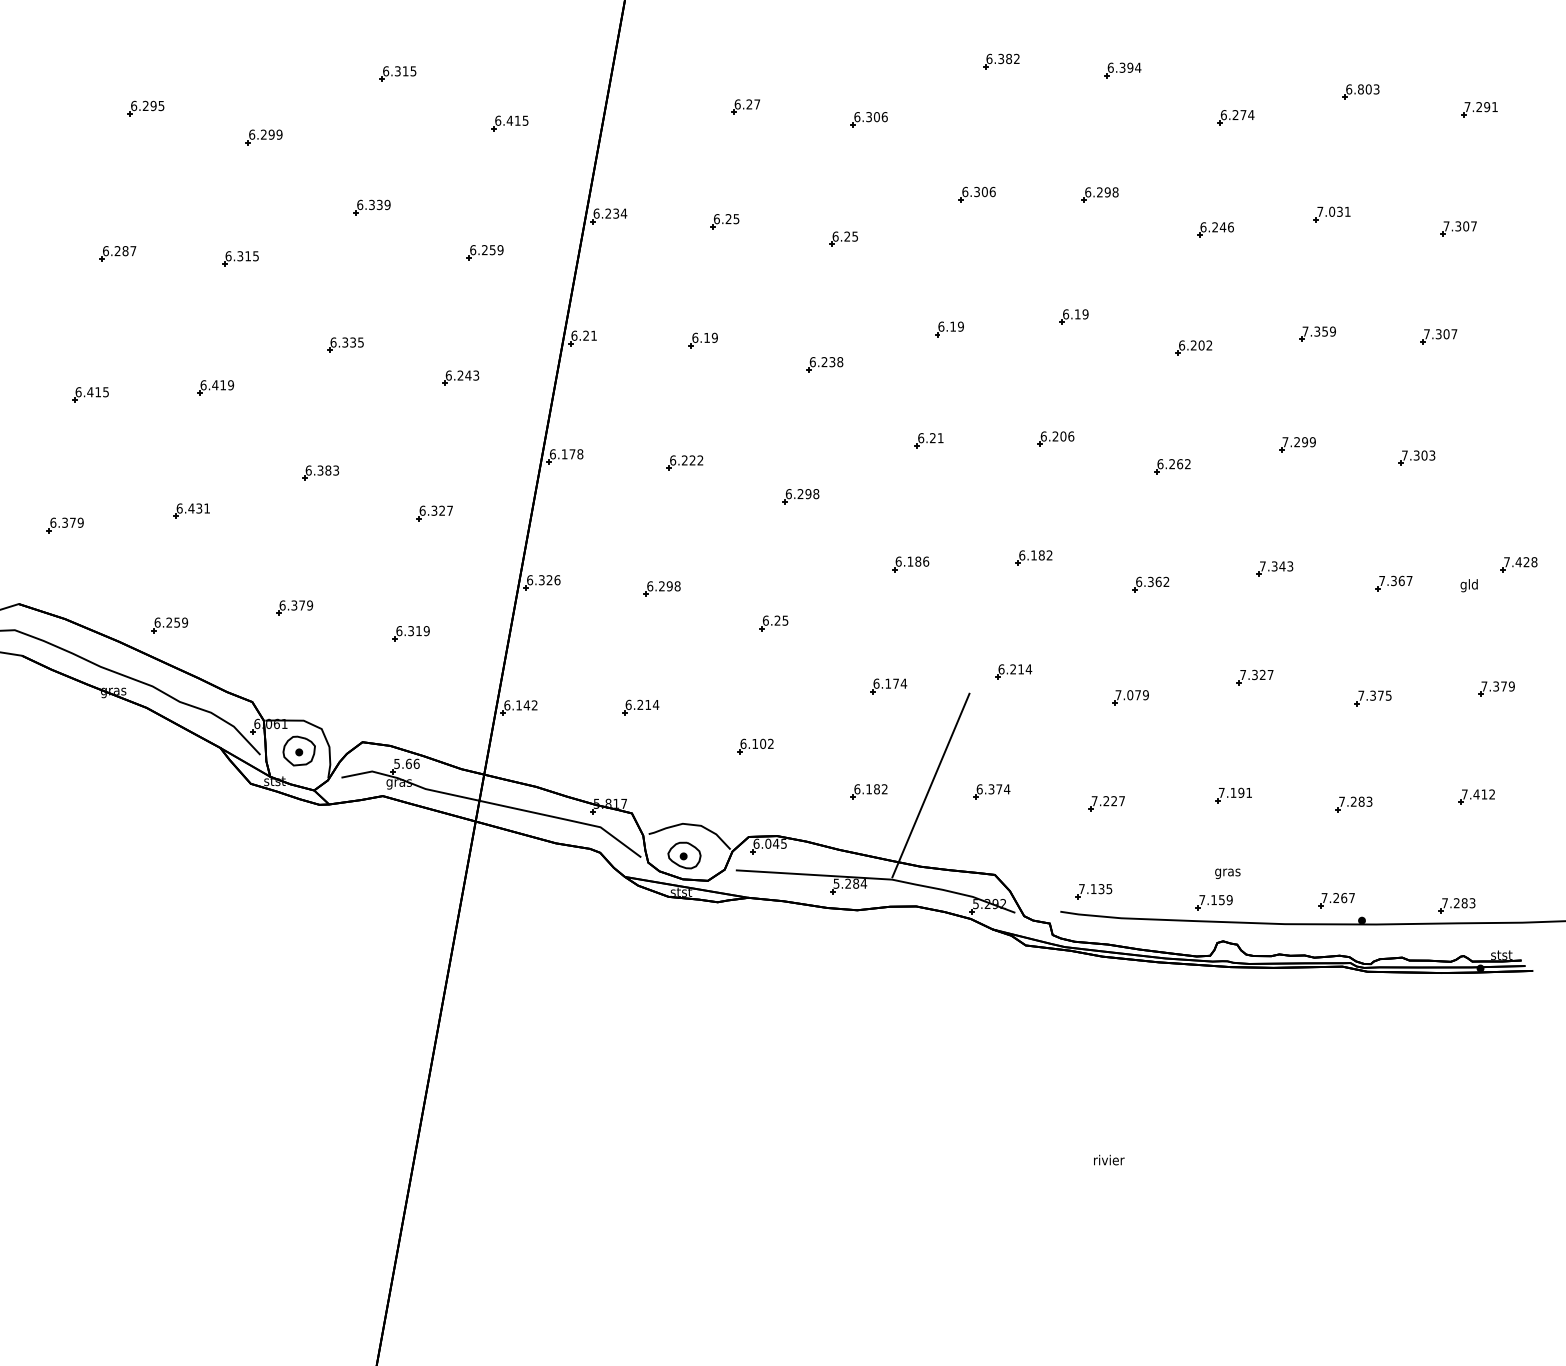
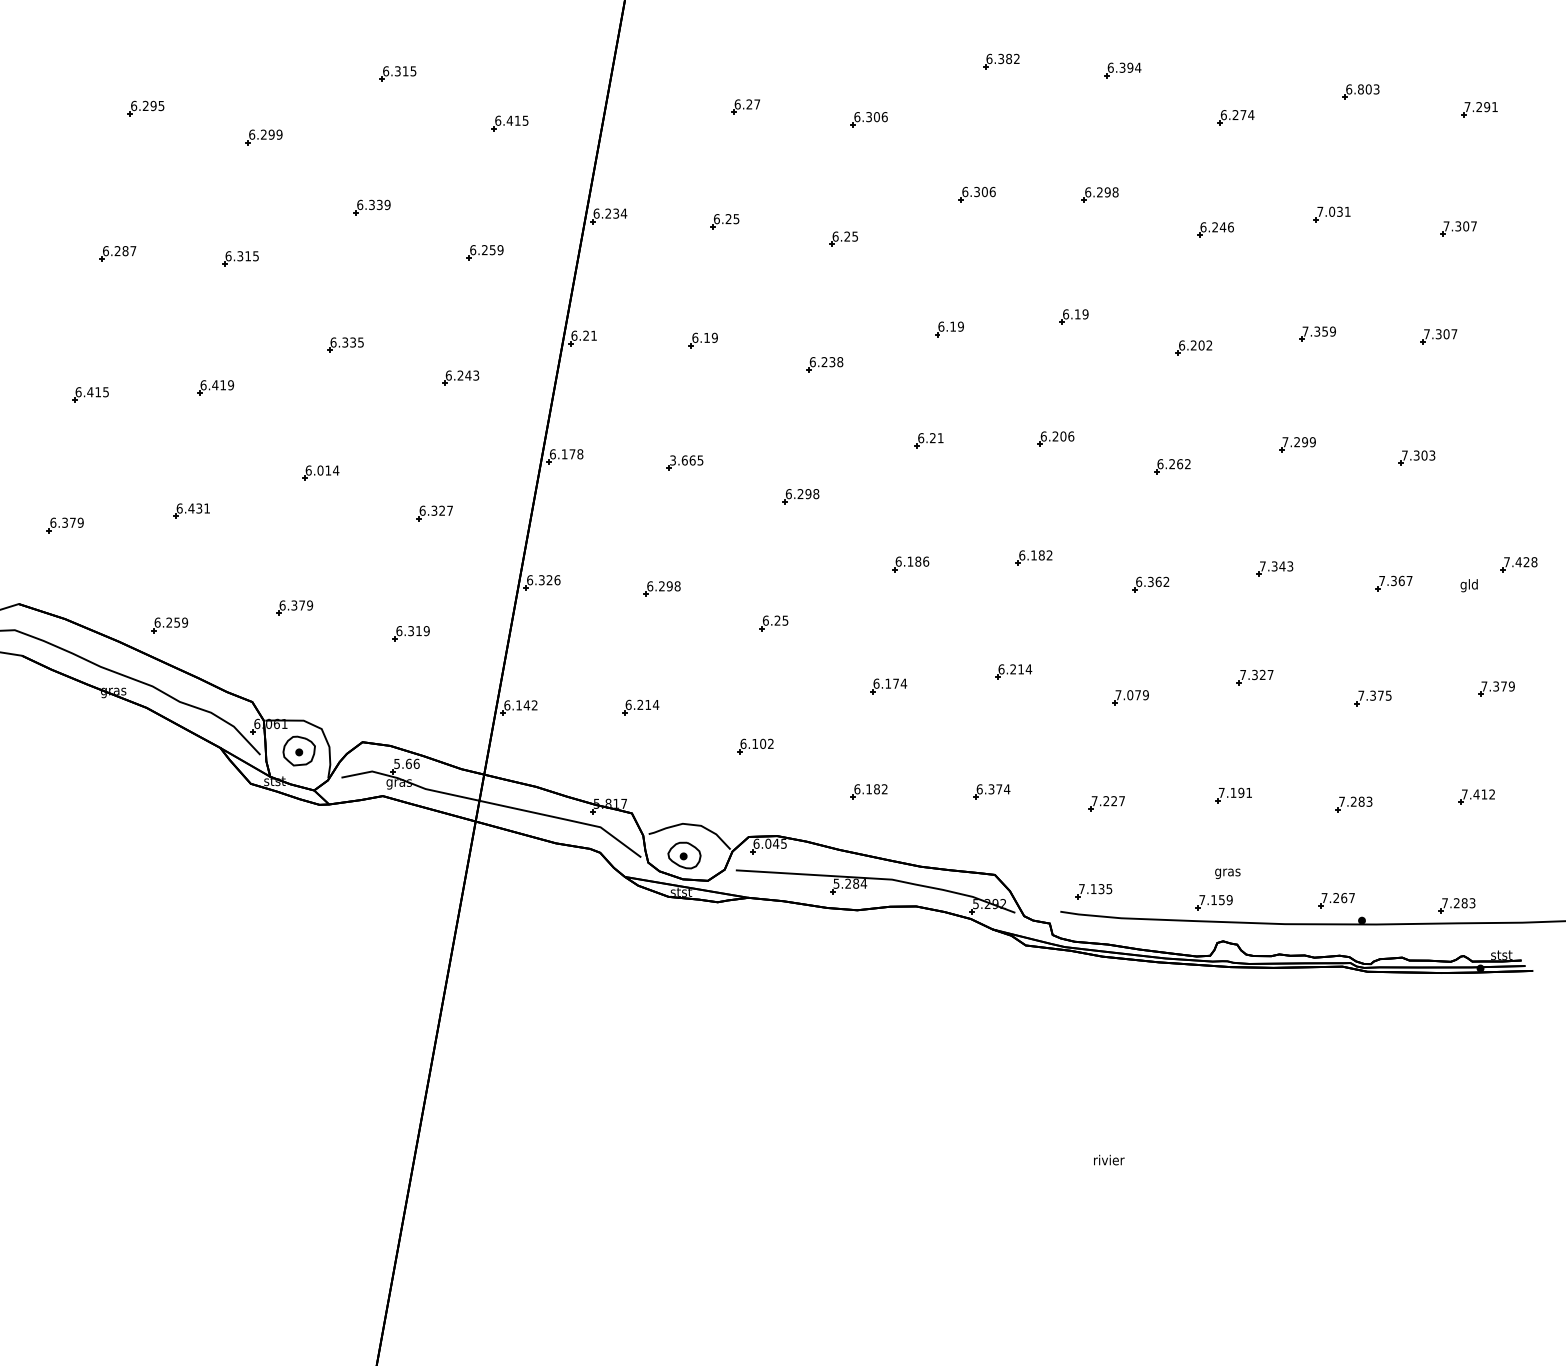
text: 6.222 -> 3.665 (686, 460)
text: 6.383 -> 6.014 (328, 470)
line: present -> none (930, 785)
